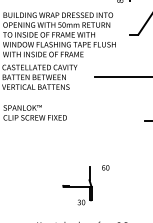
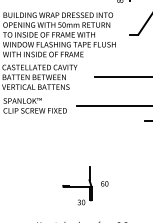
line: none -> present (112, 105)
text position: (34, 112) -> (34, 105) (34, 105)
text position: (105, 167) -> (104, 183) (104, 183)
